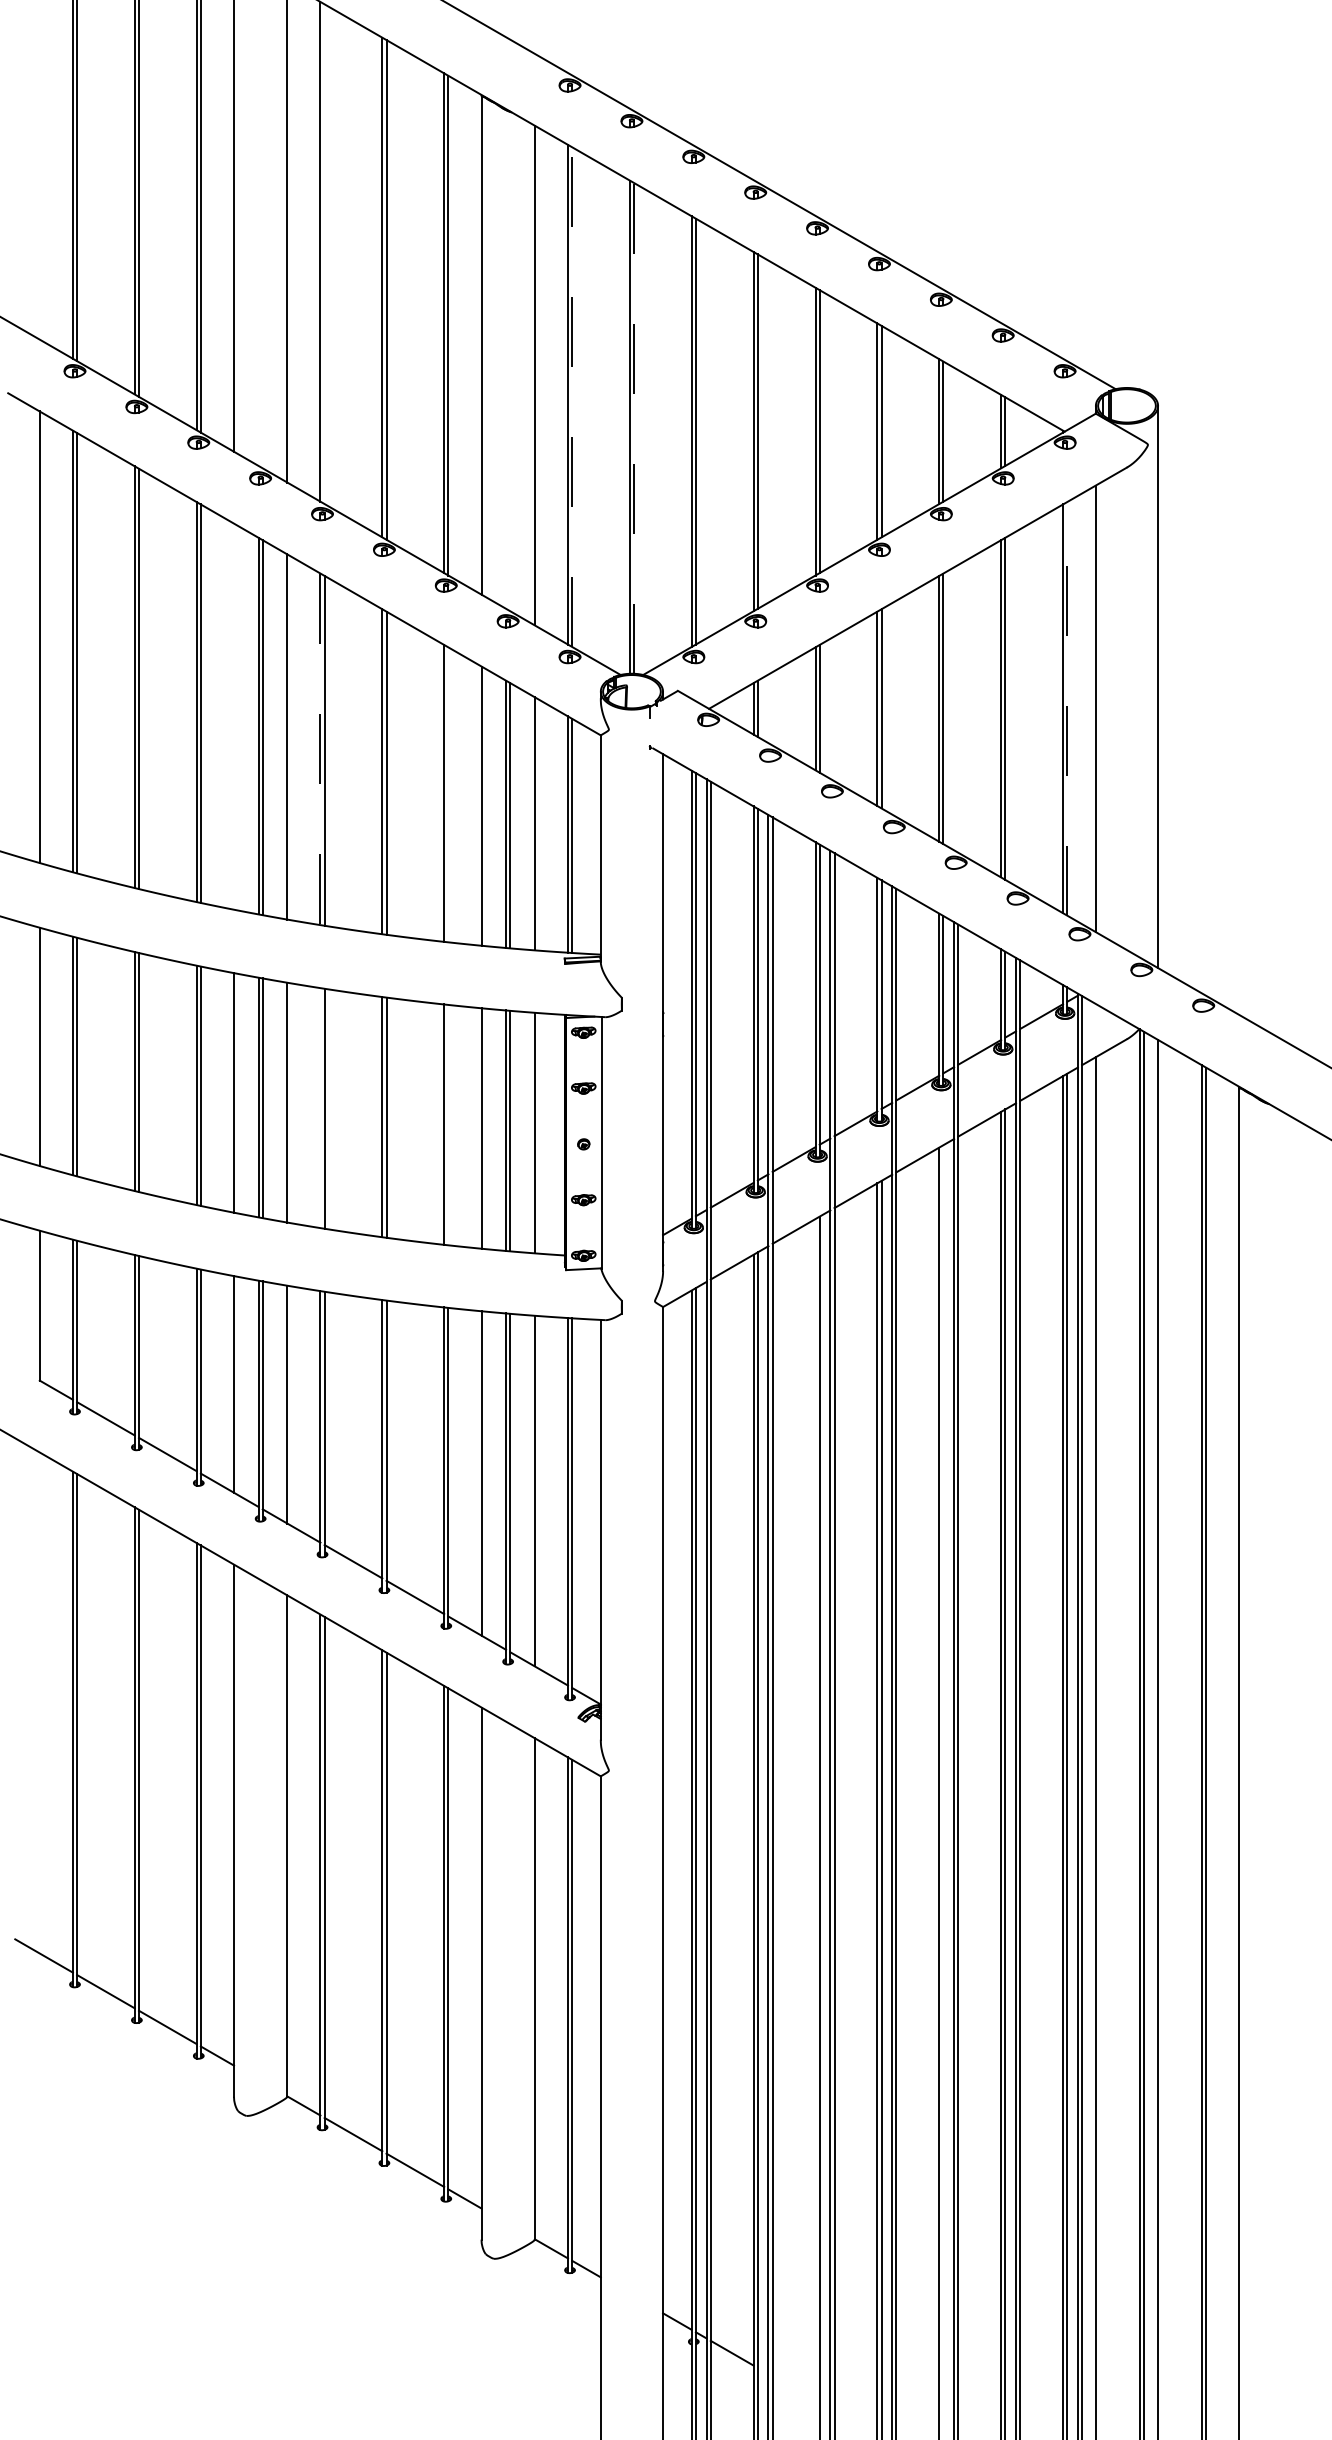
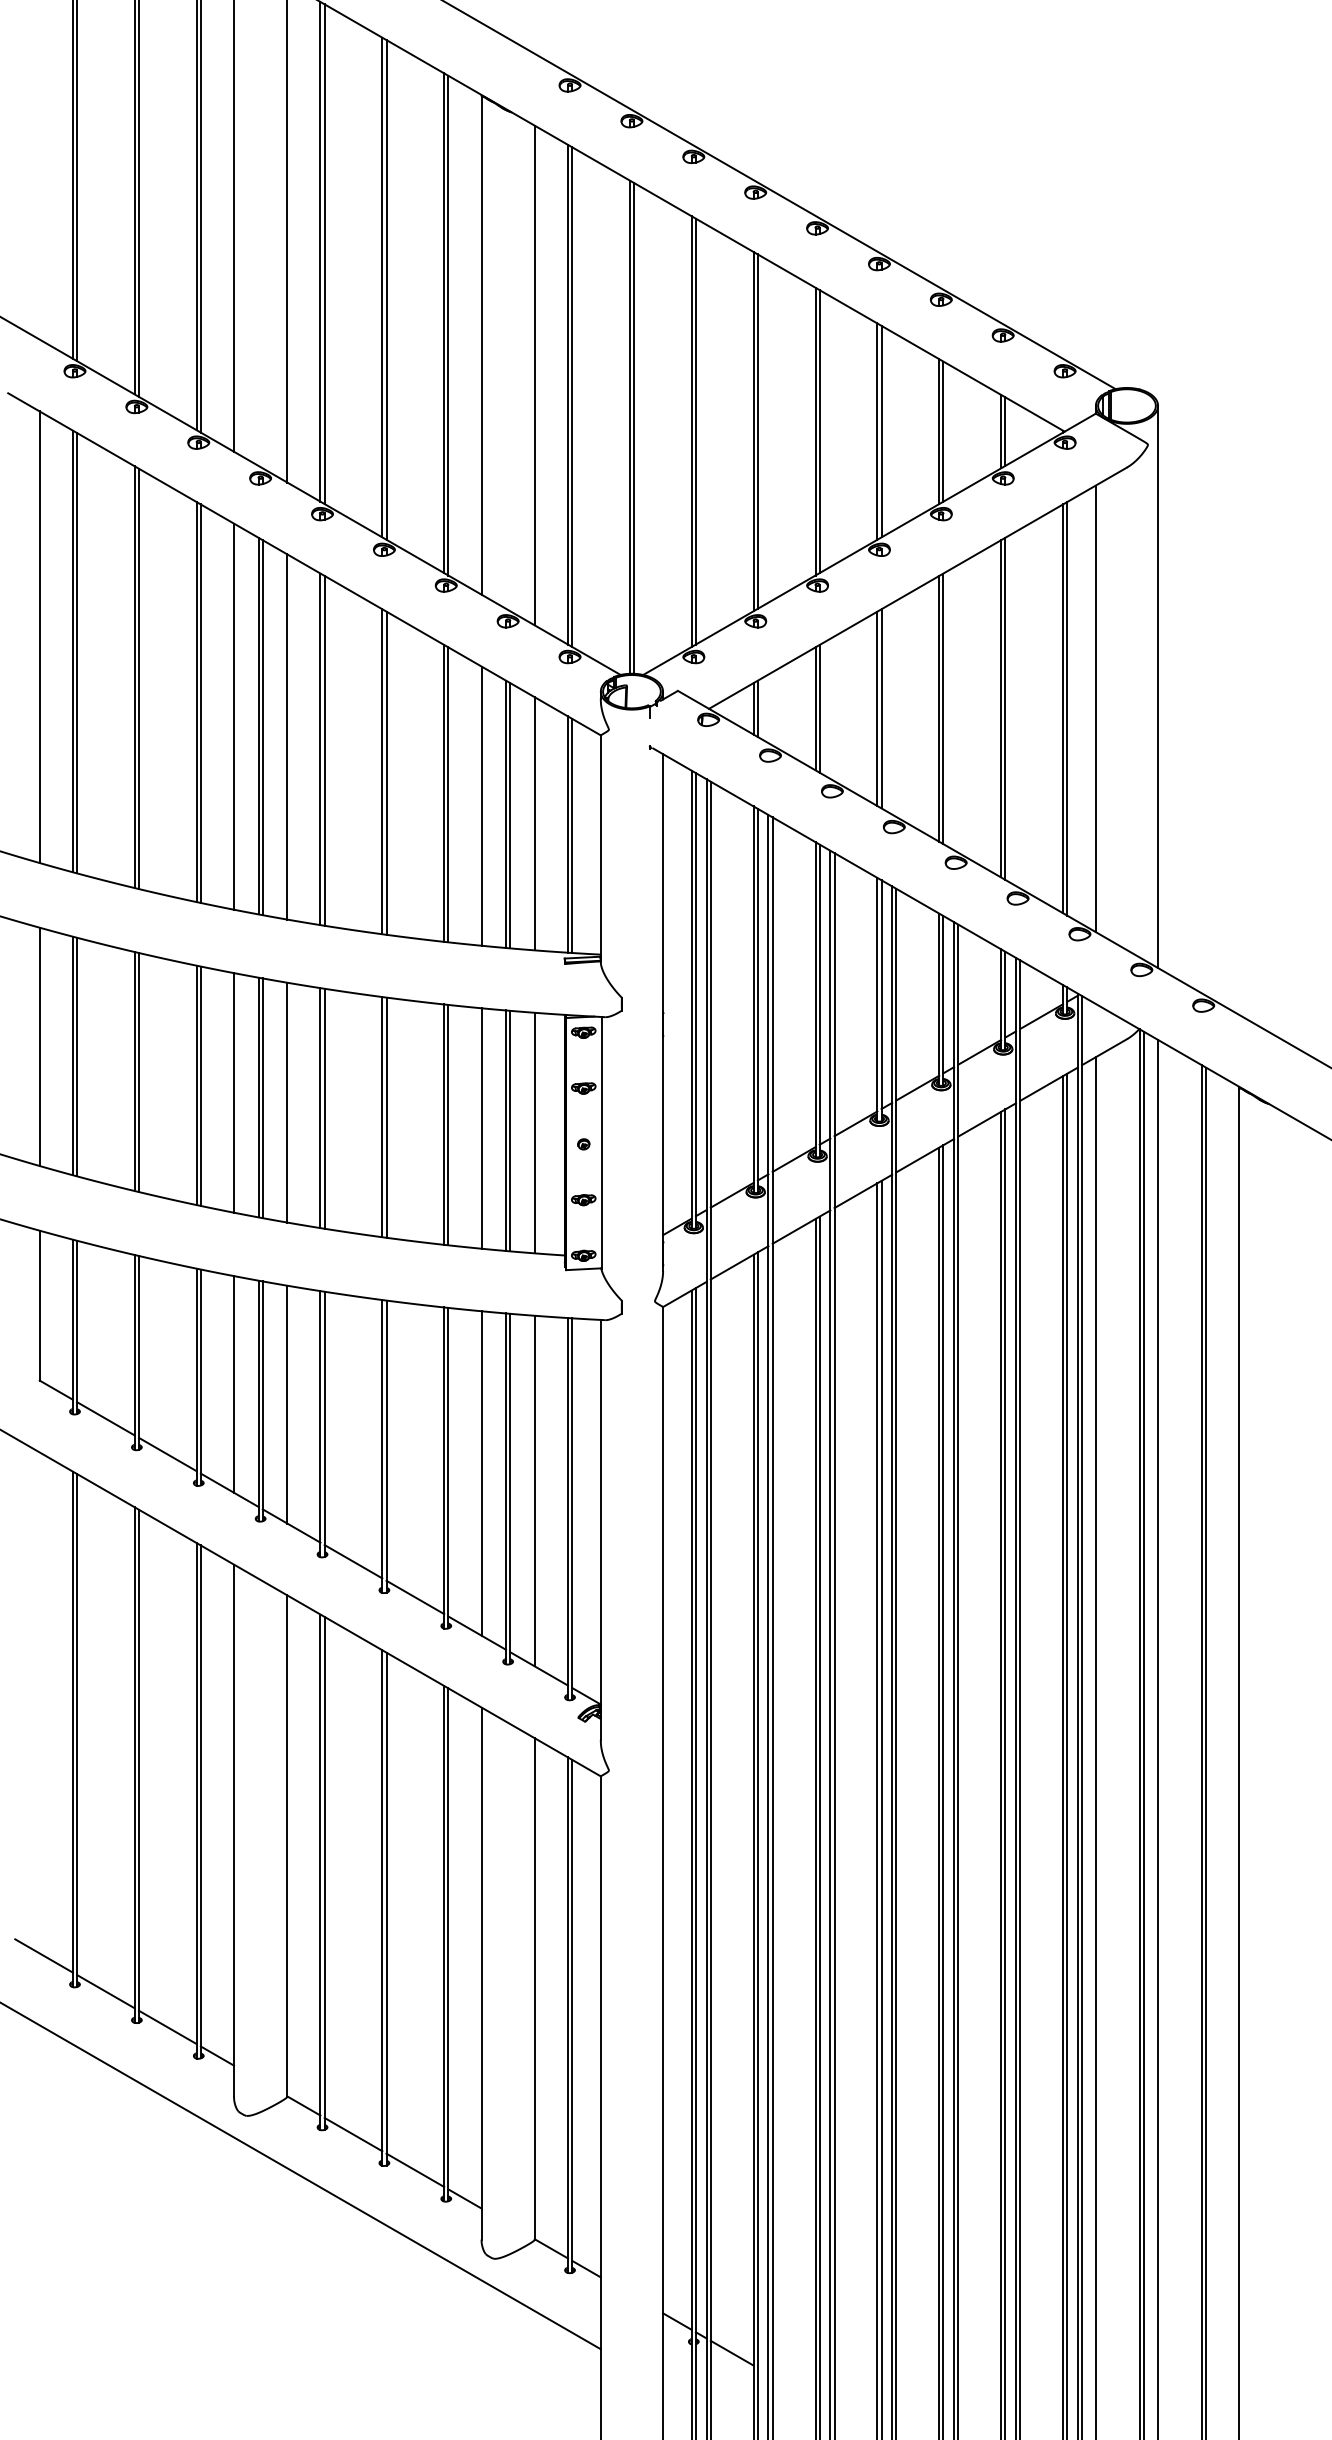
line: none -> present (324, 254)
line: dashed -> solid (572, 397)
line: dashed -> solid (634, 427)
line: dashed -> solid (1067, 708)
line: none -> present (234, 716)
line: dashed -> solid (320, 749)
line: none -> present (448, 794)
line: none -> present (320, 1108)
line: none -> present (448, 1124)
line: none -> present (943, 1790)
line: none -> present (815, 1827)
line: none -> present (301, 2176)
